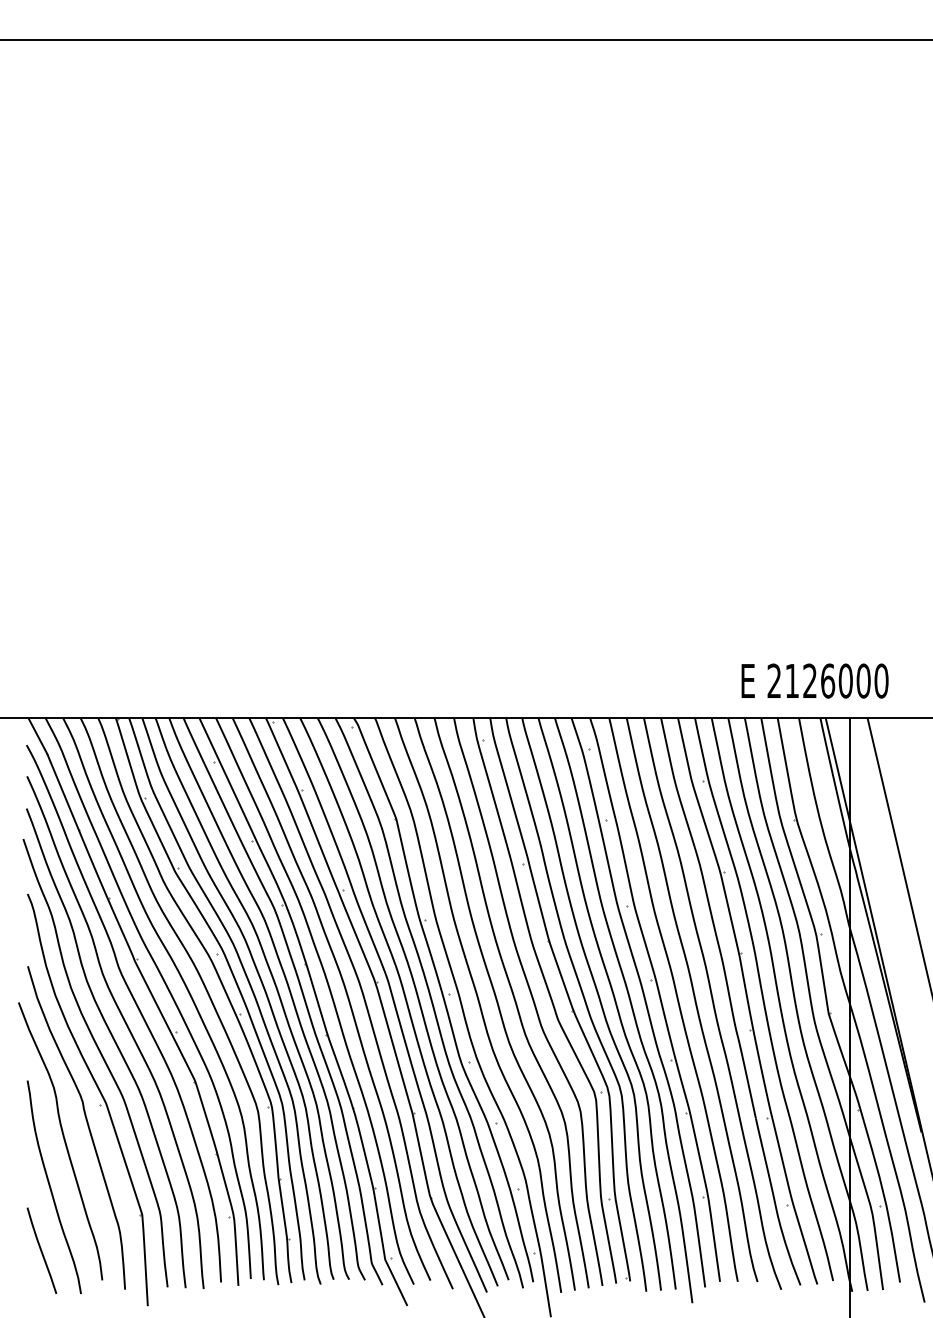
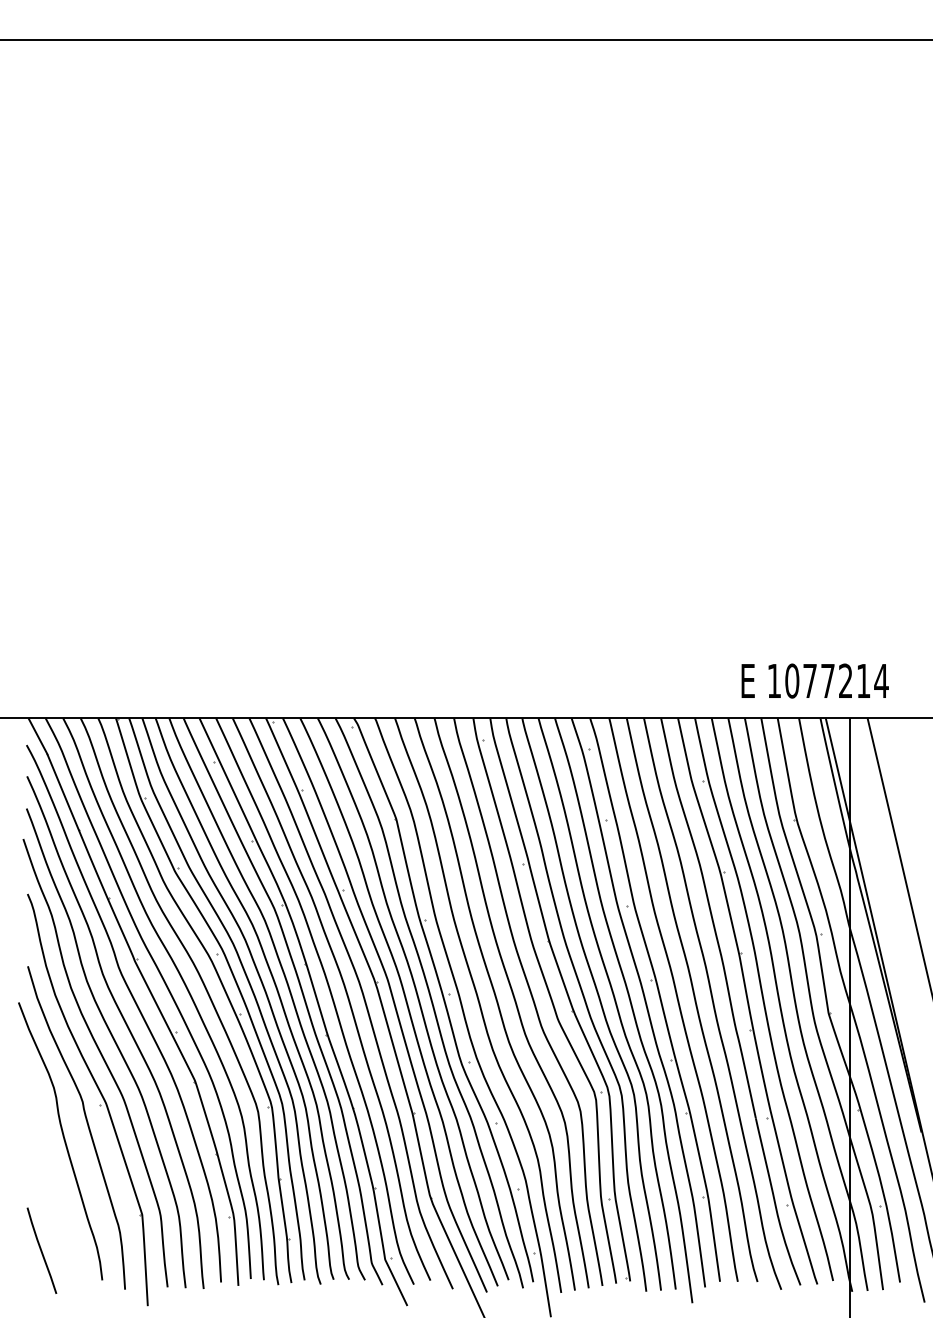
text: 2126000 -> 1077214 (827, 680)
curve: present -> none (51, 1187)
